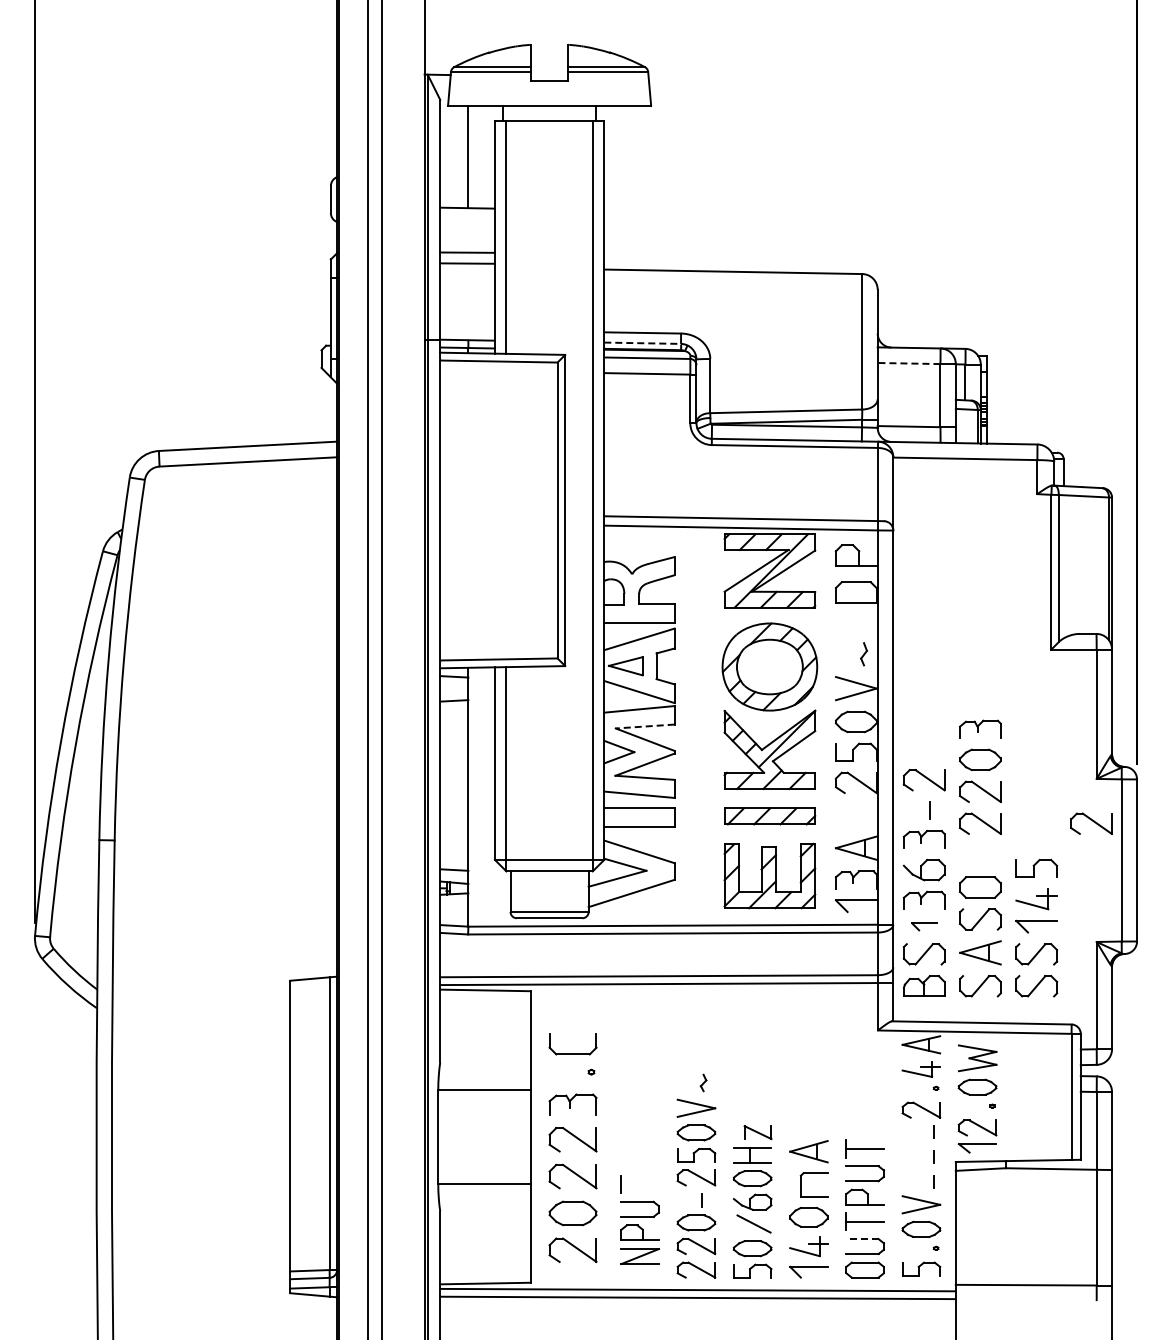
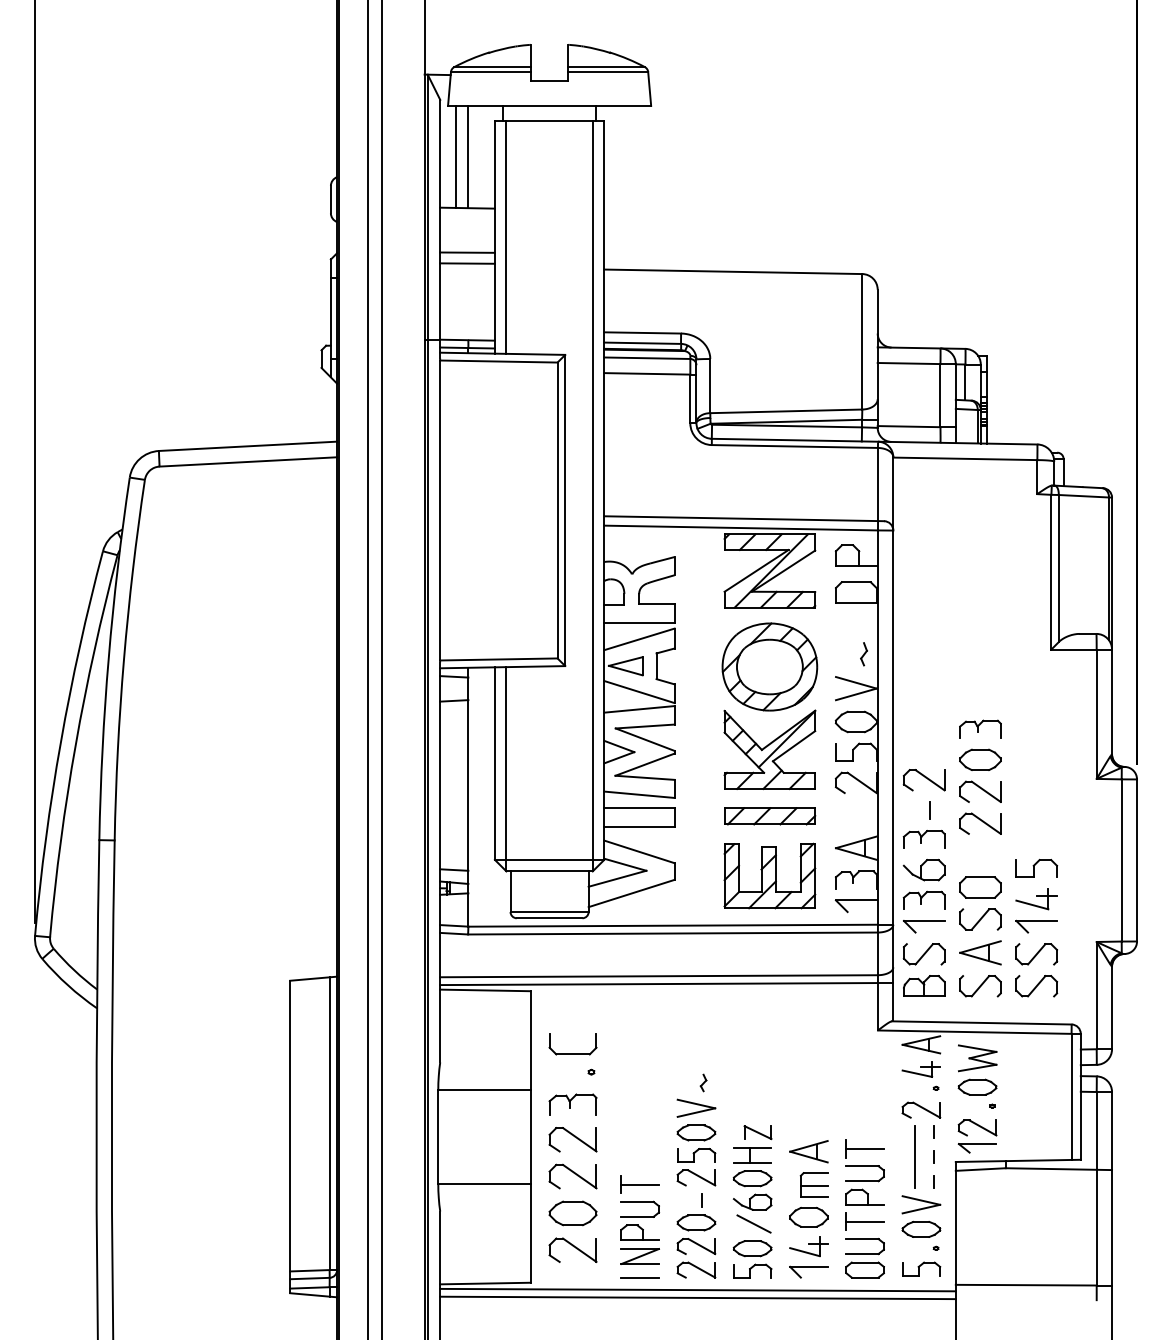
line: none -> present (455, 156)
line: dashed -> solid (643, 343)
line: dashed -> solid (908, 363)
line: dashed -> solid (645, 726)
part: present -> none (1091, 823)
part size: 27x10 px -> 43x14 px (924, 926)
line: none -> present (914, 1156)
line: none -> present (639, 1184)
line: none -> present (813, 1185)
line: dashed -> solid (861, 1239)
line: none -> present (639, 1277)
